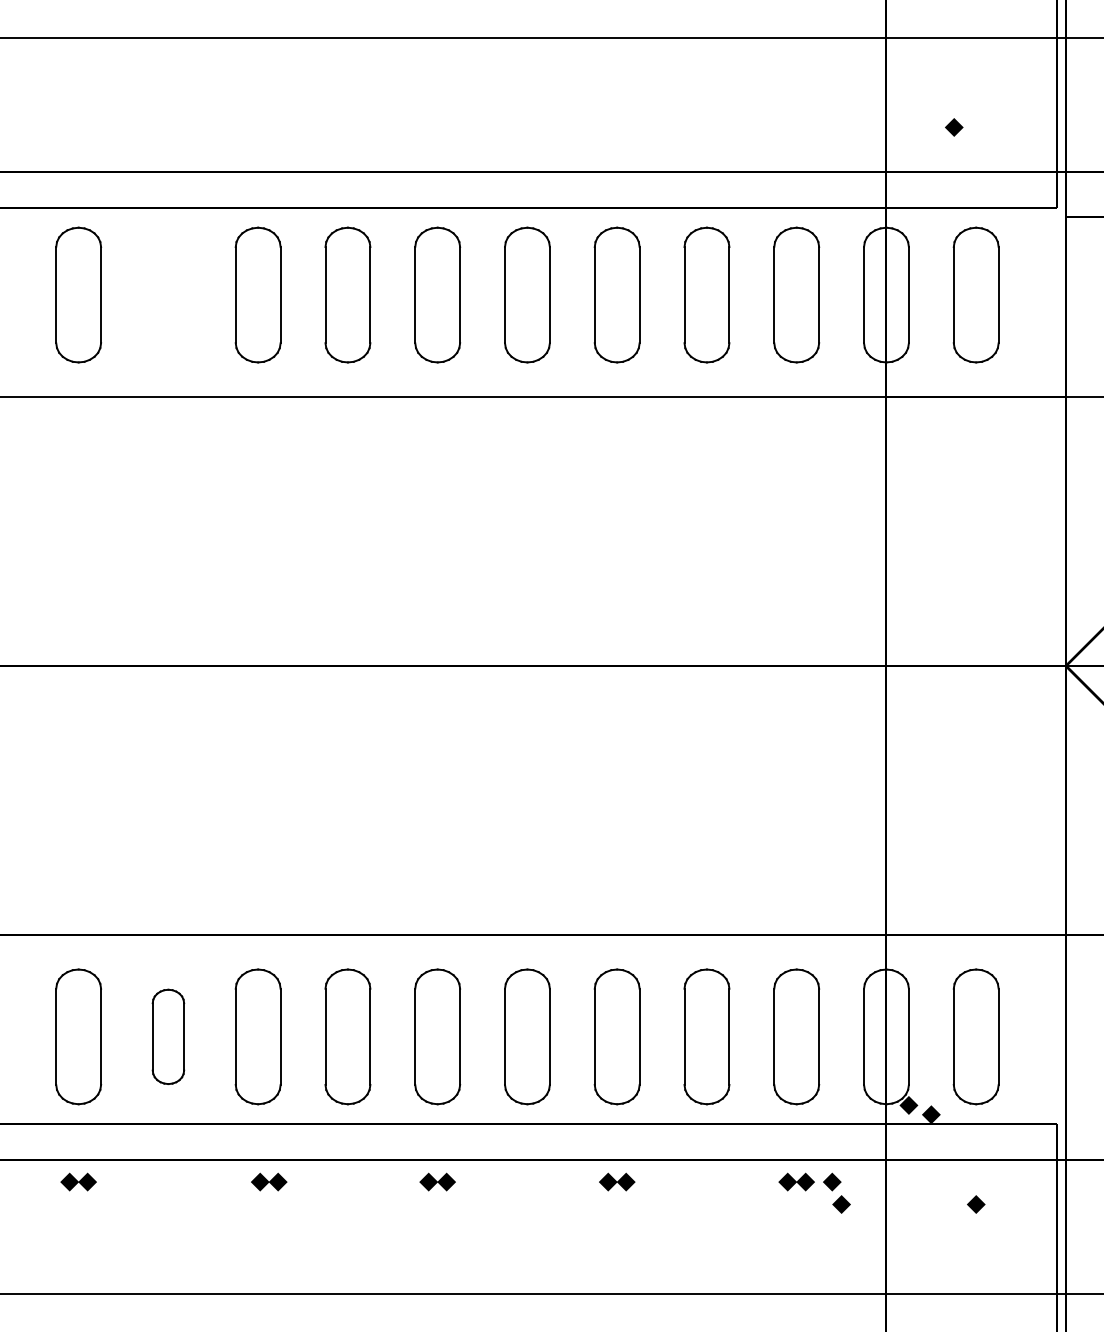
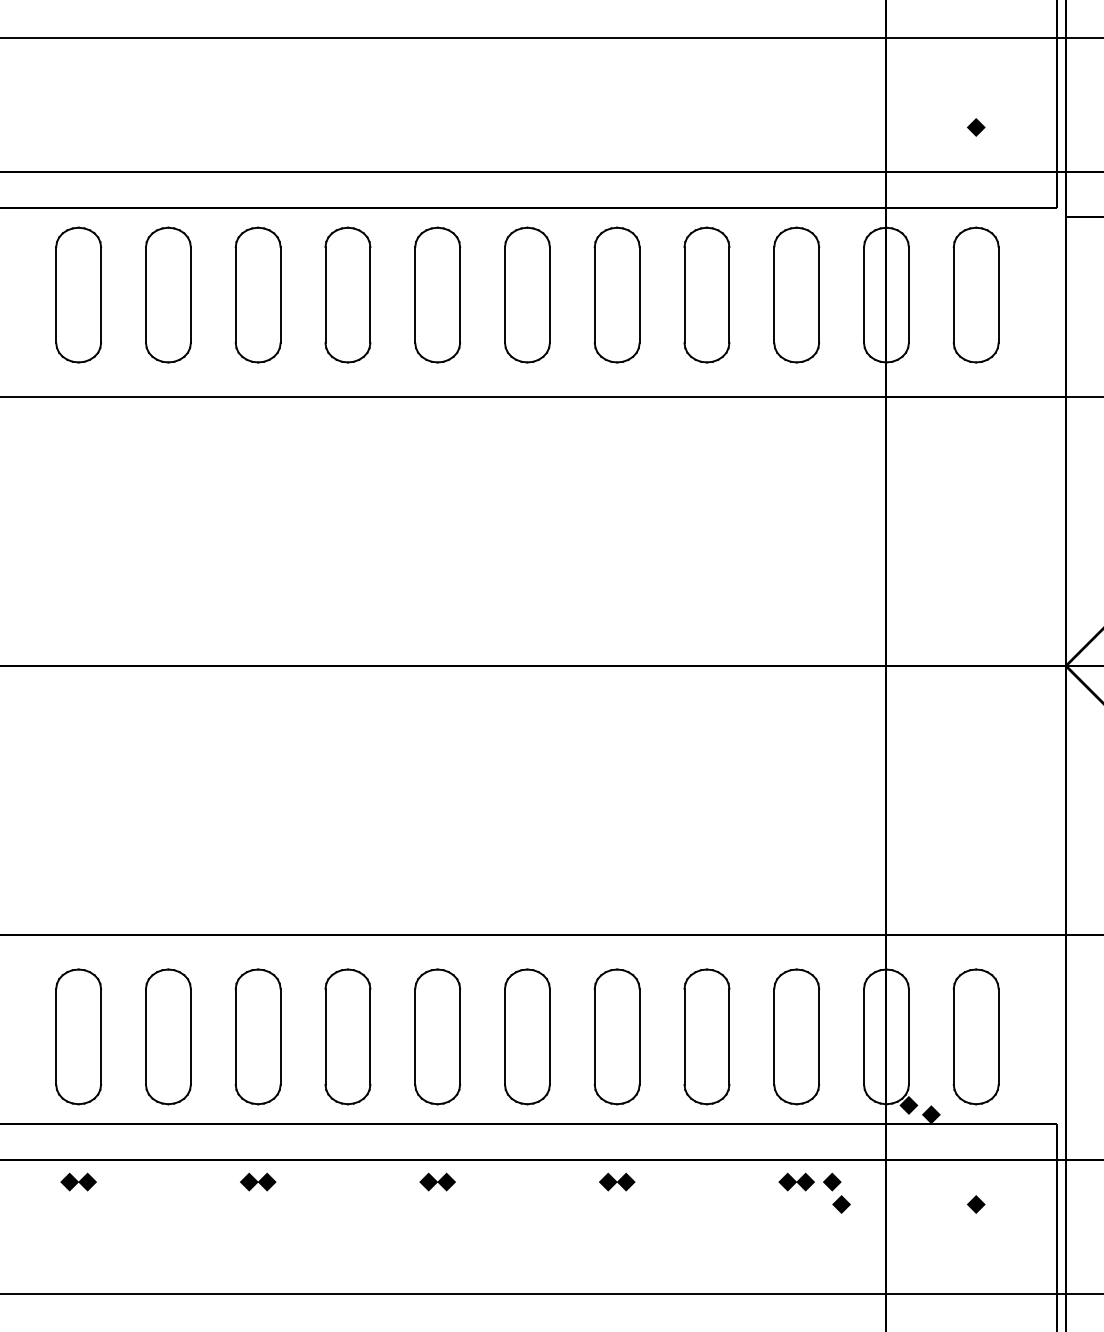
part position: (954, 127) -> (976, 127) (976, 127)
part: none -> present (168, 294)
part size: 35x97 px -> 47x138 px (168, 1036)
part position: (269, 1181) -> (258, 1181) (258, 1181)
